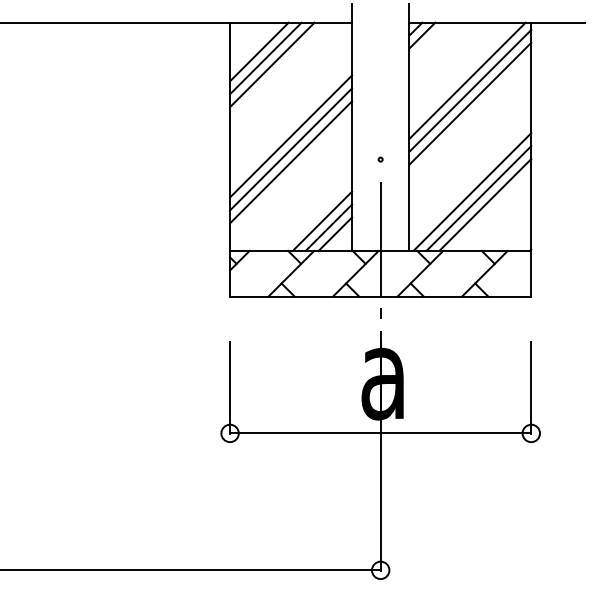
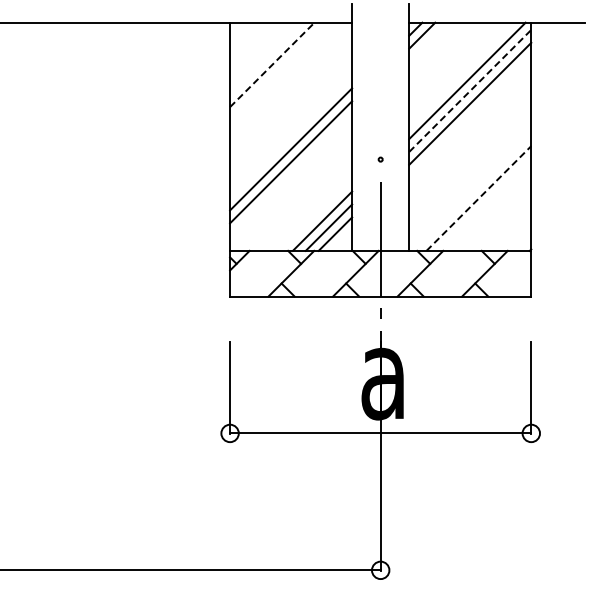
line: present -> none (259, 51)
line: present -> none (265, 58)
line: solid -> dashed (272, 64)
line: solid -> dashed (470, 90)
line: present -> none (291, 136)
line: present -> none (472, 191)
line: solid -> dashed (479, 198)
line: present -> none (485, 204)
